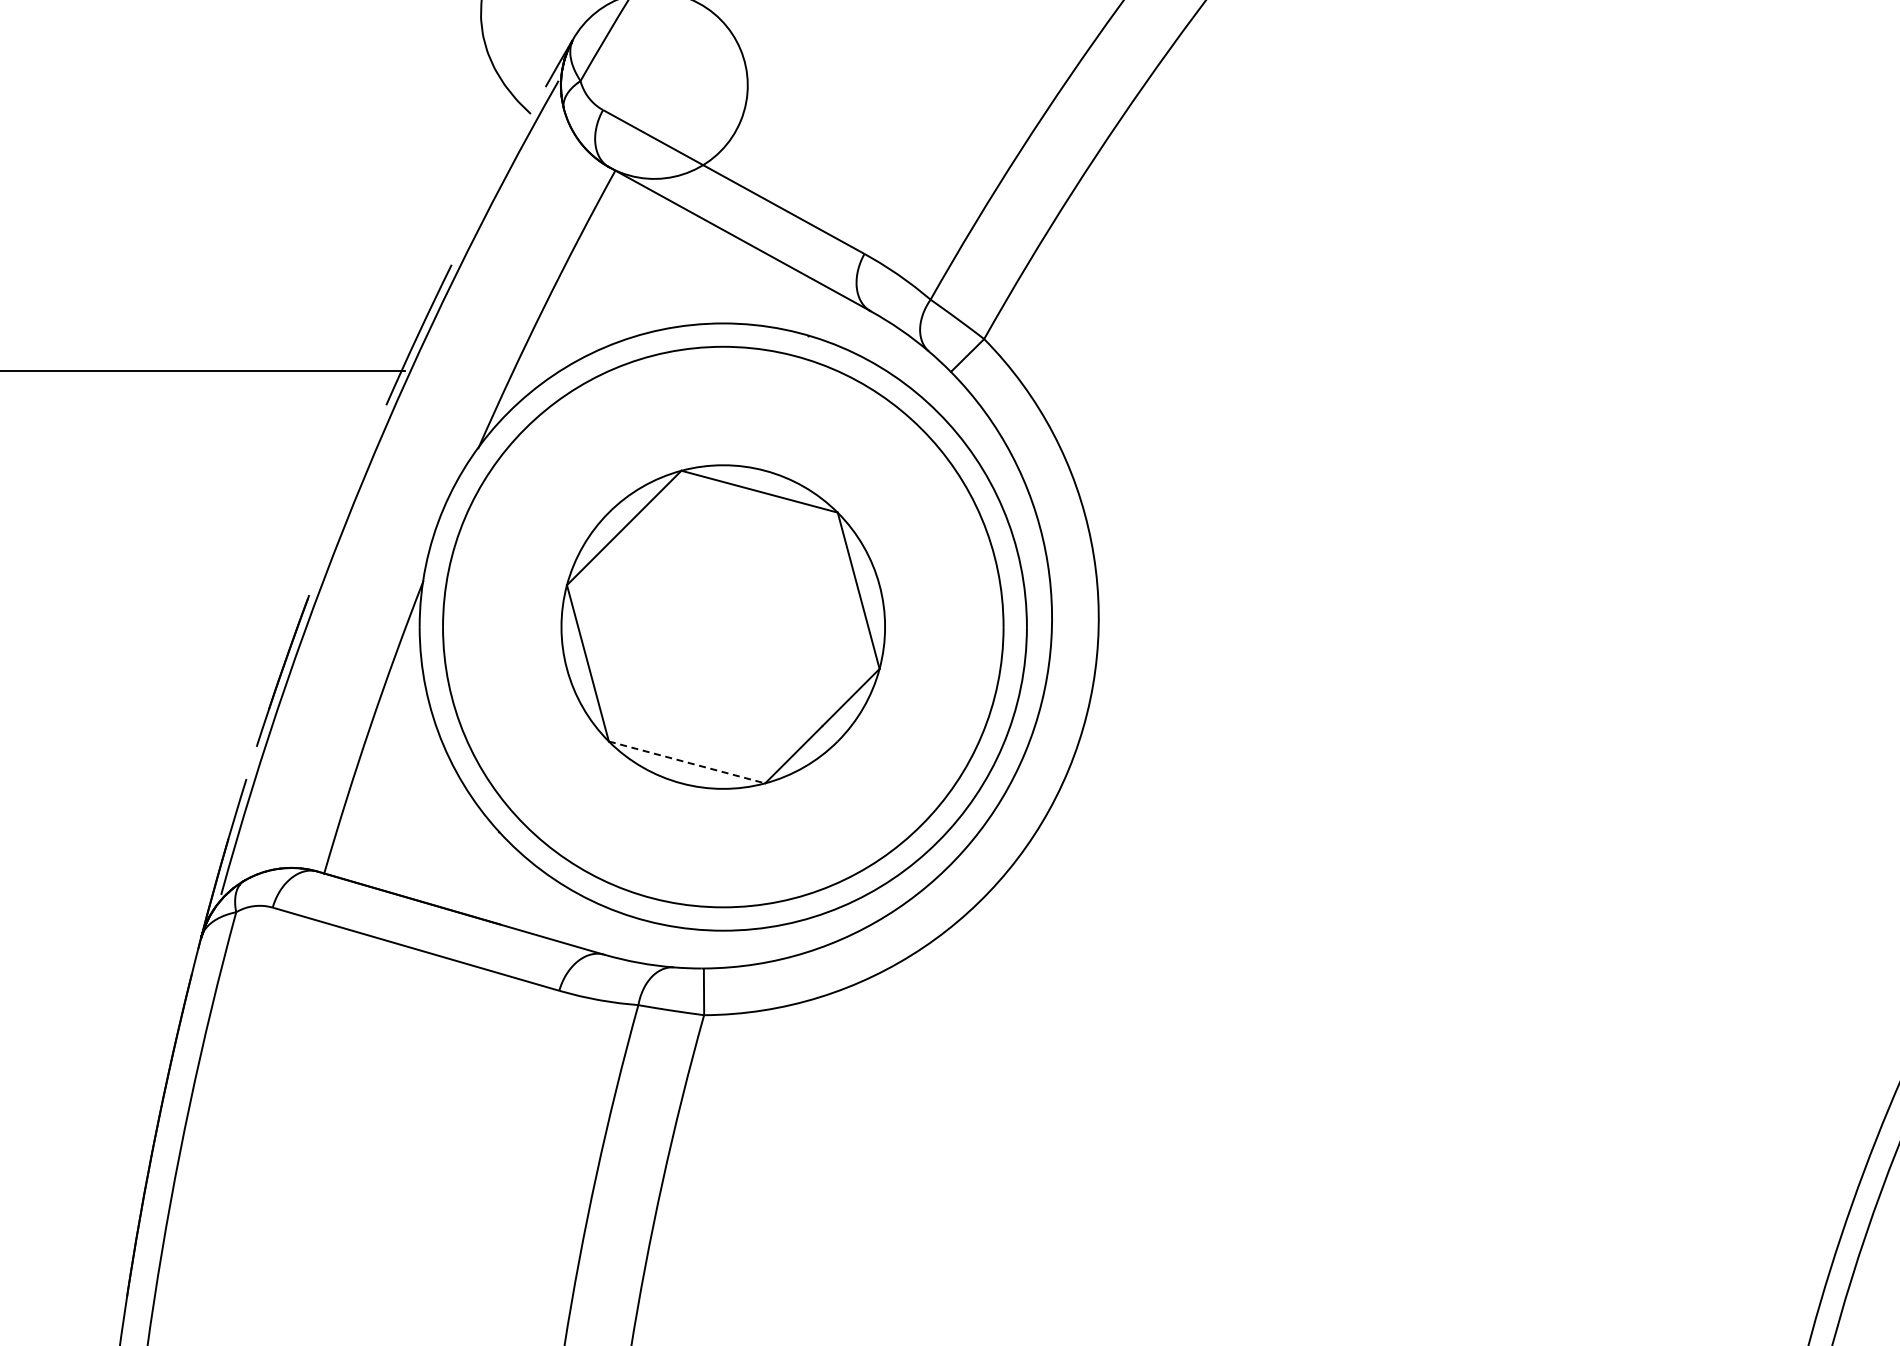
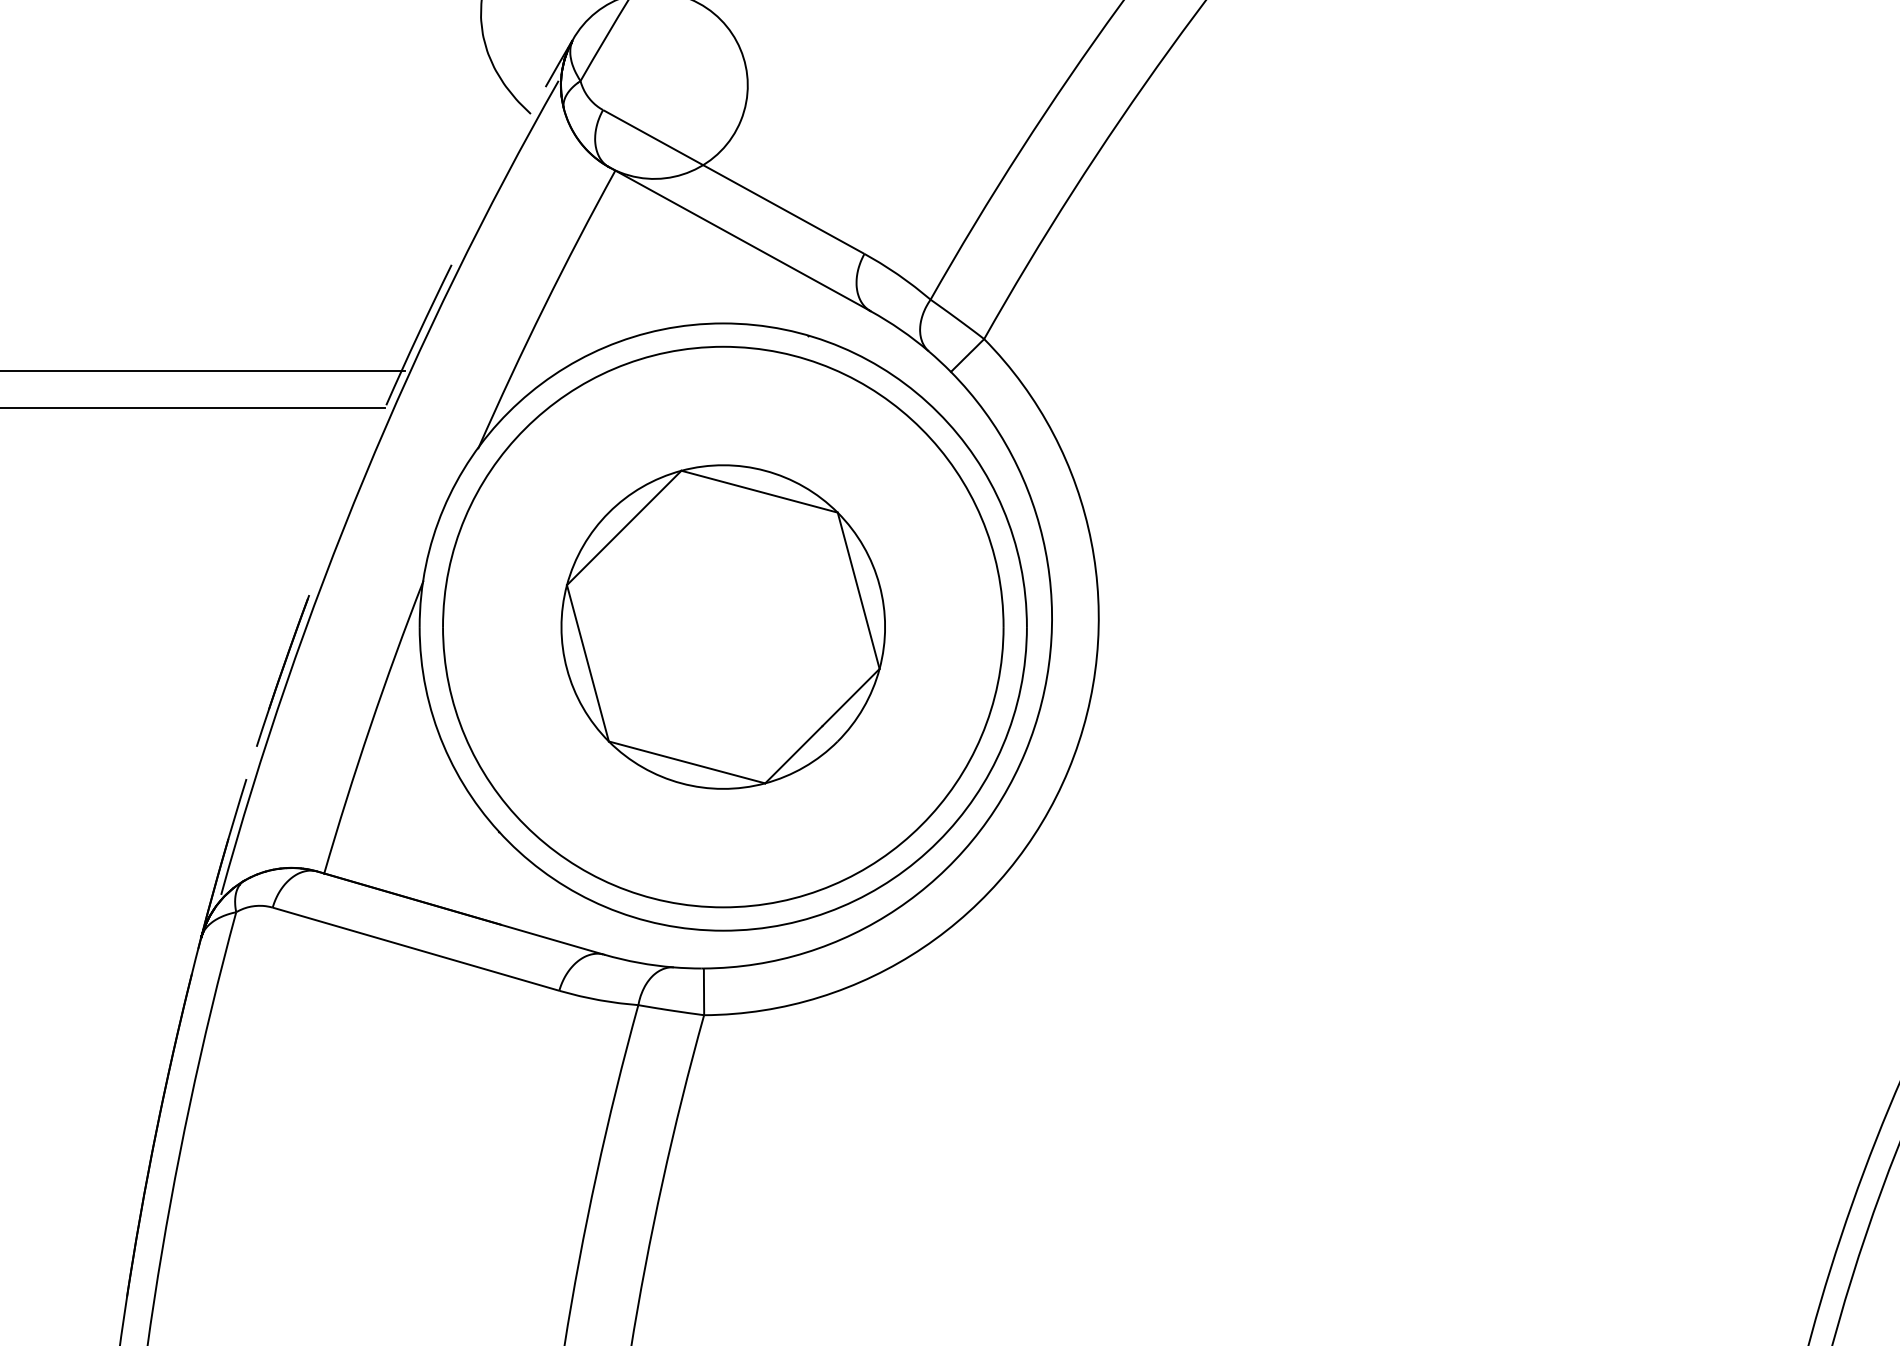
line: none -> present (193, 408)
line: dashed -> solid (687, 762)
